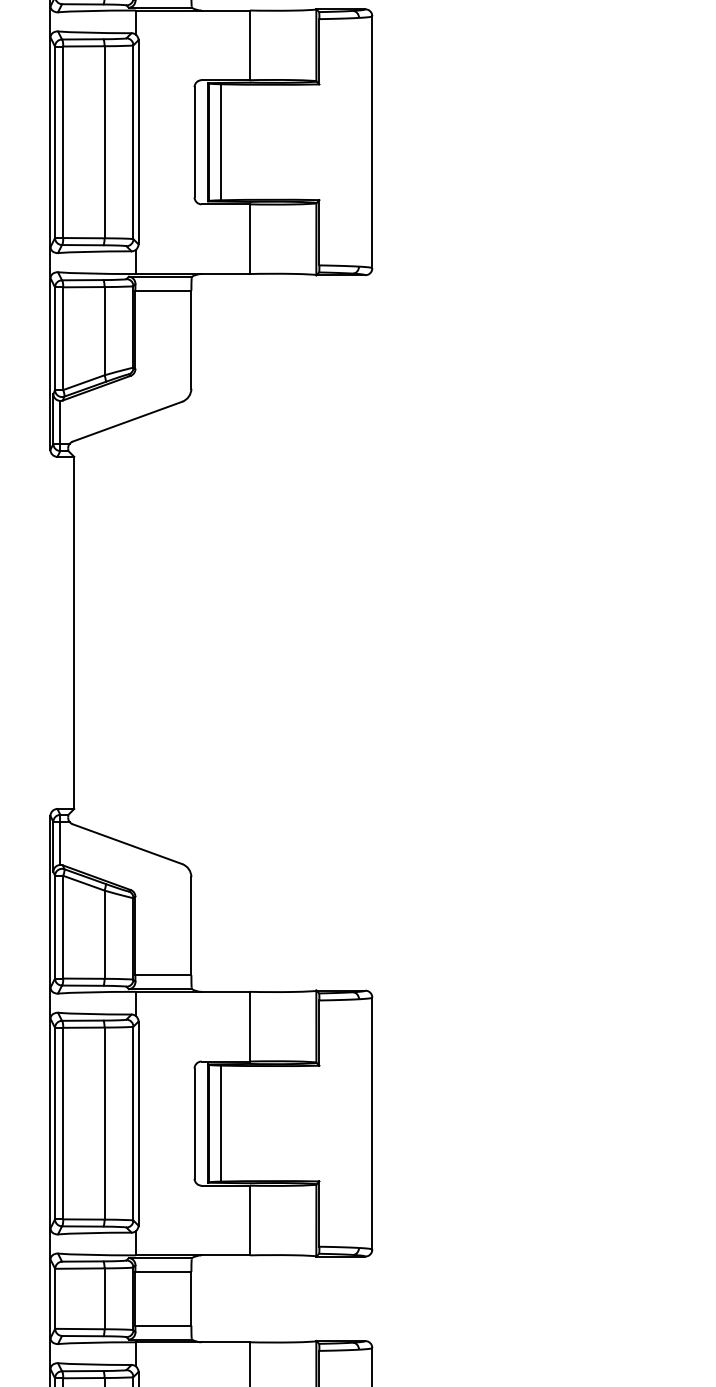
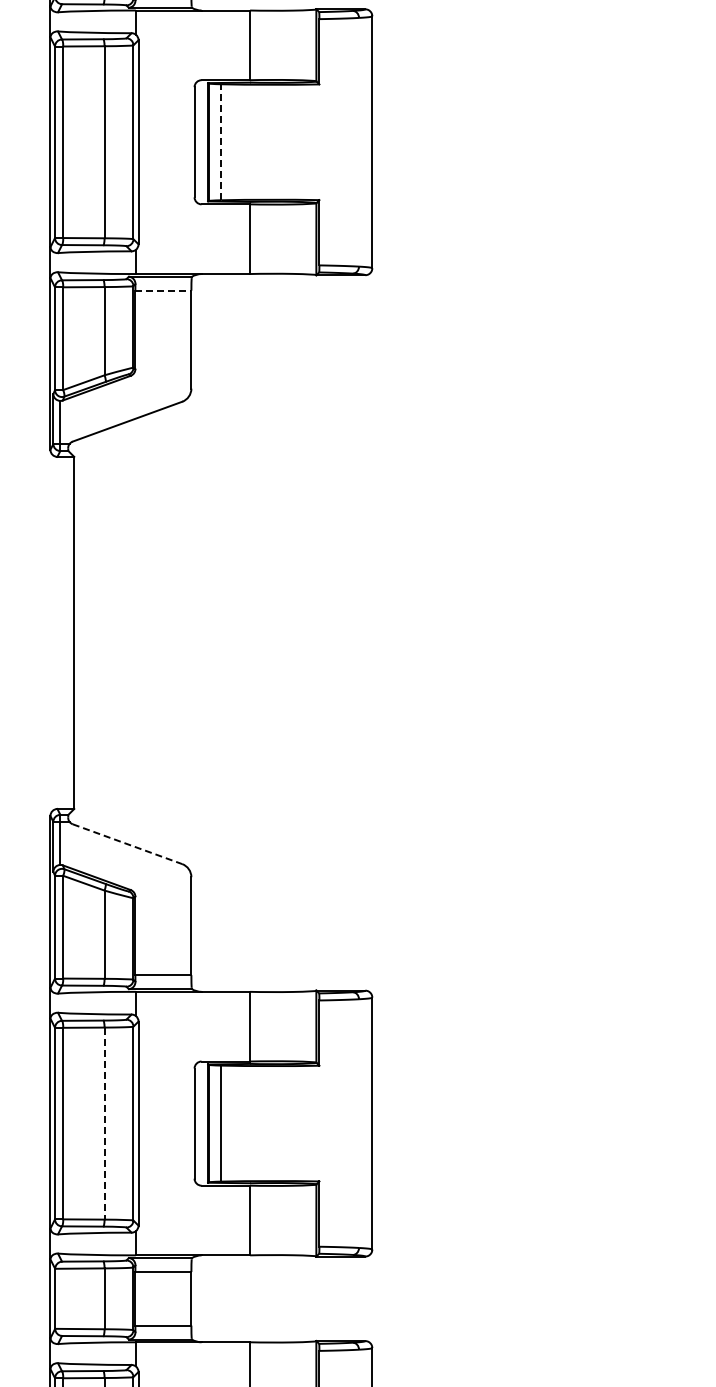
line: solid -> dashed (221, 141)
line: solid -> dashed (163, 290)
line: solid -> dashed (127, 844)
line: solid -> dashed (104, 1124)
